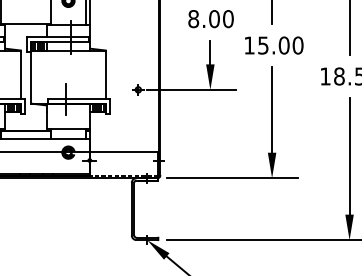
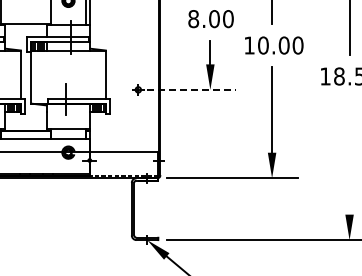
text: 15.00 -> 10.00 (263, 45)
line: solid -> dashed (192, 89)
line: present -> none (349, 156)
